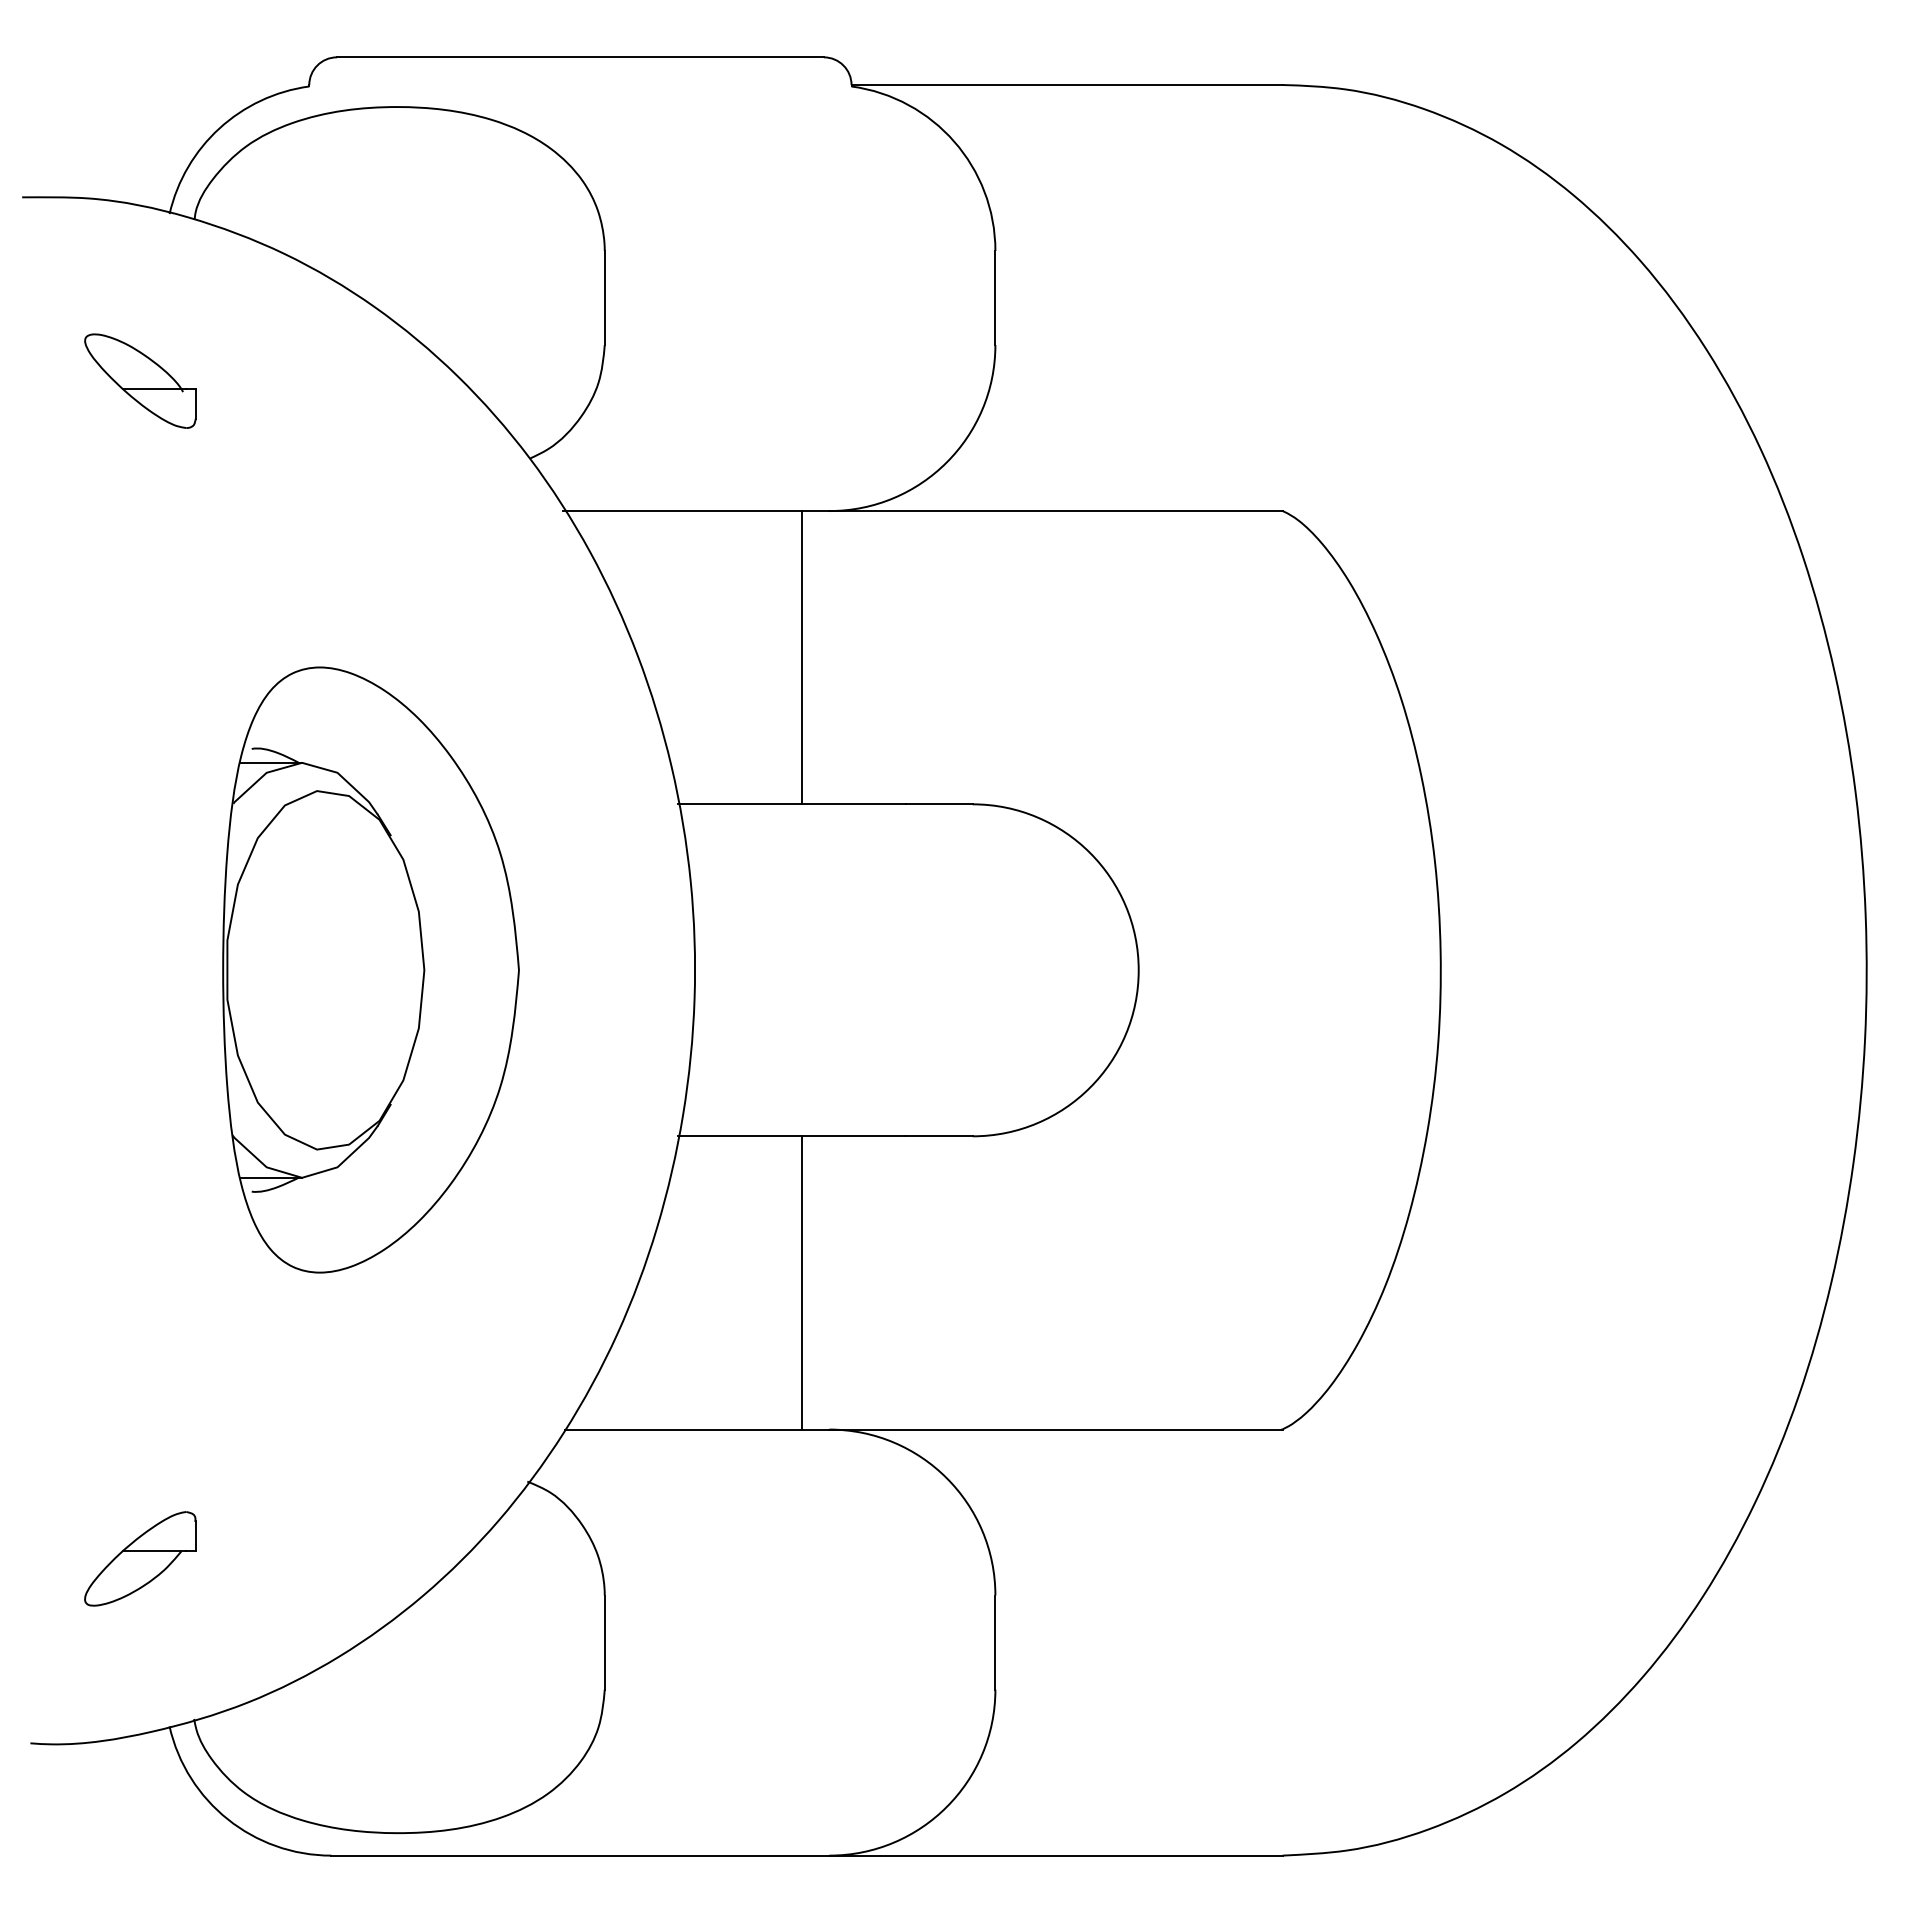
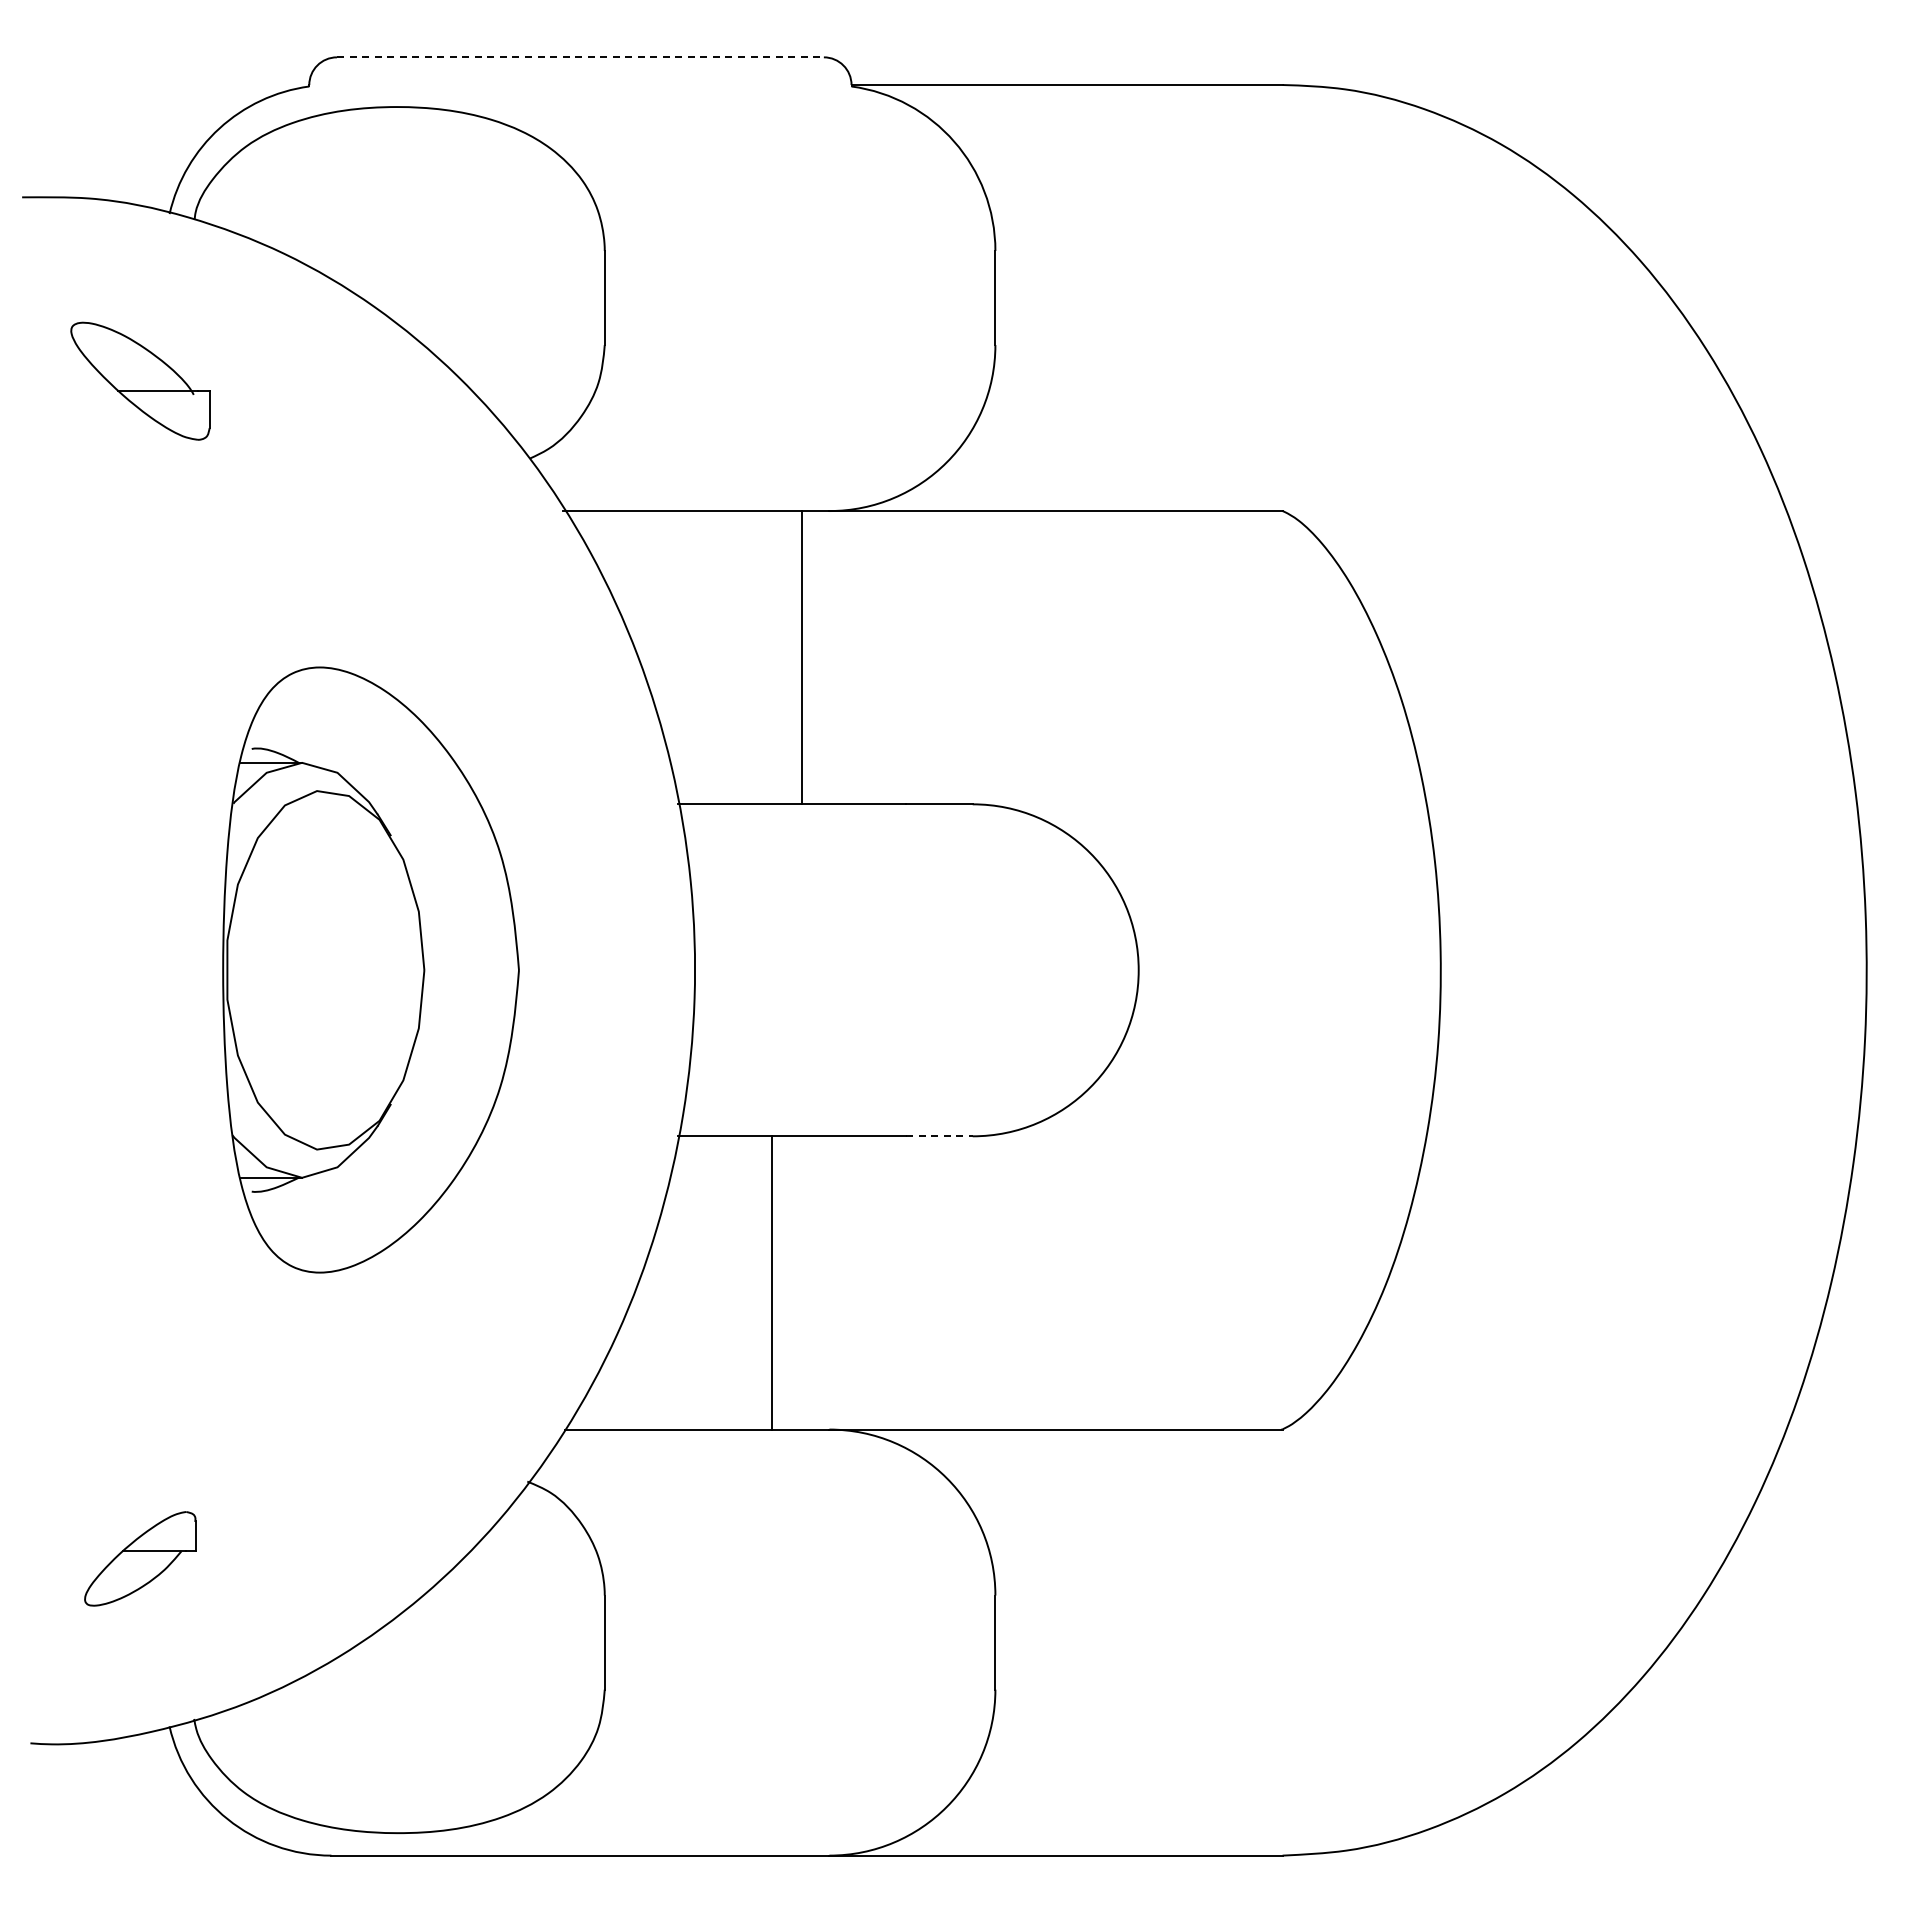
line: solid -> dashed (580, 57)
part size: 113x96 px -> 141x120 px (140, 380)
line: solid -> dashed (940, 1136)
line position: (801, 1282) -> (771, 1282) (771, 1282)
